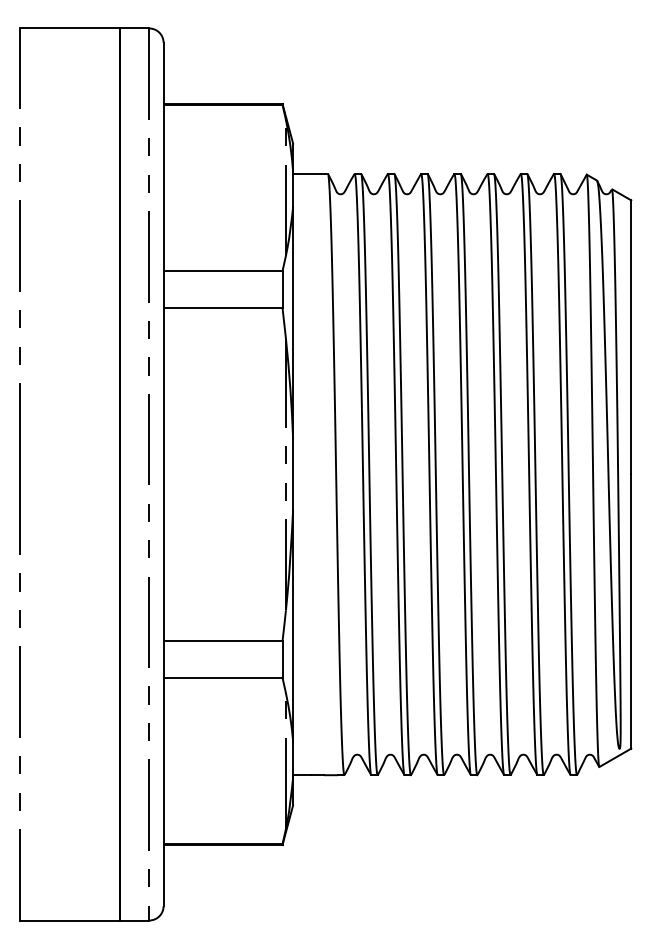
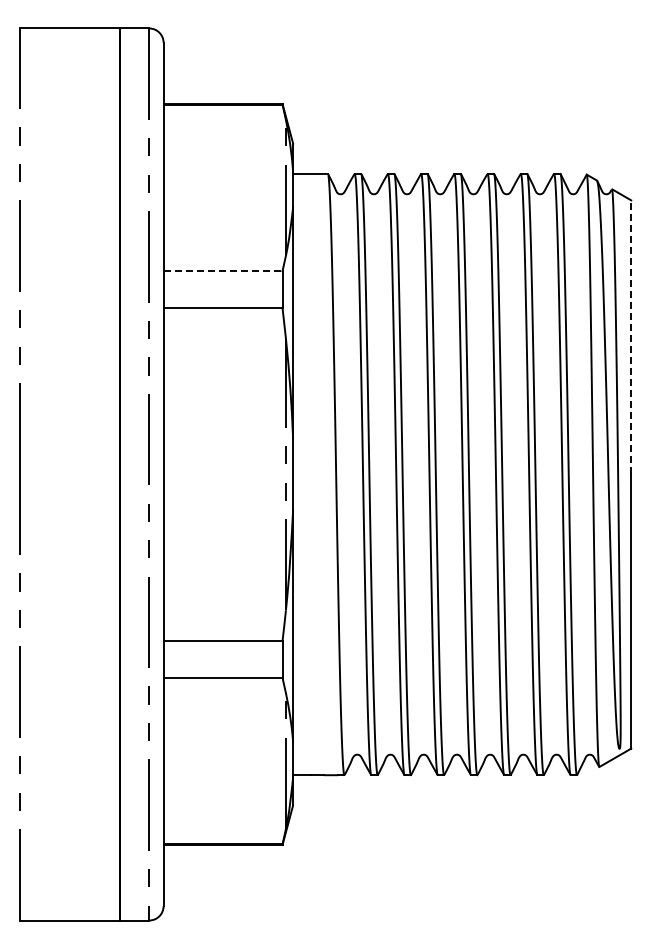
line: solid -> dashed (223, 271)
line: solid -> dashed (631, 336)
